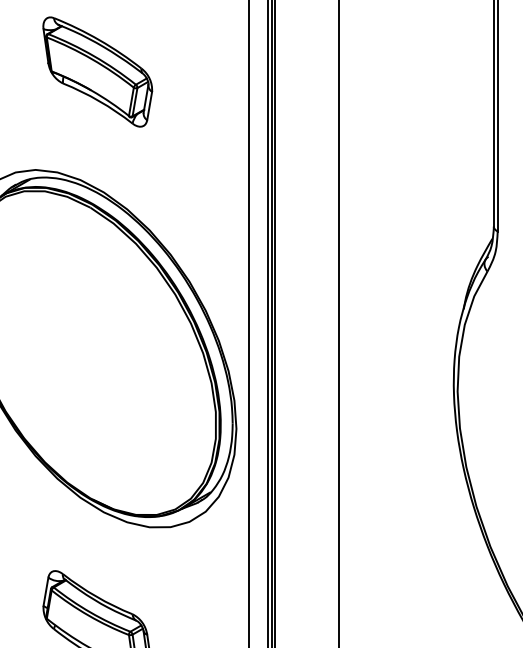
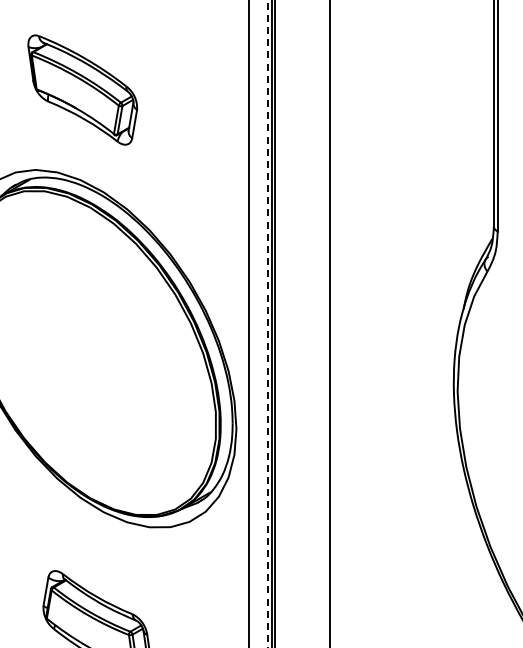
part position: (97, 71) -> (82, 89) (82, 89)
line: solid -> dashed (267, 323)
line position: (339, 323) -> (330, 323) (330, 323)
